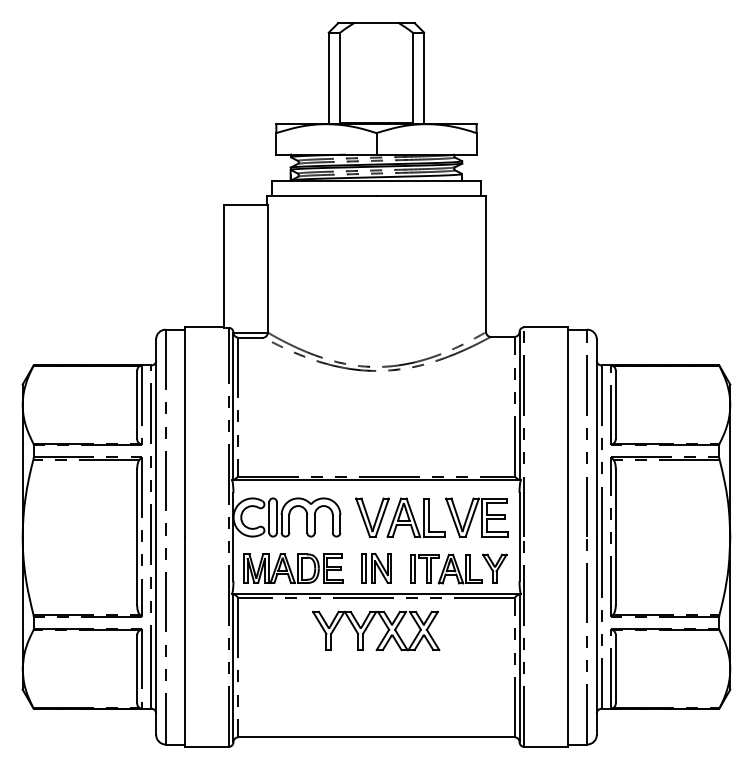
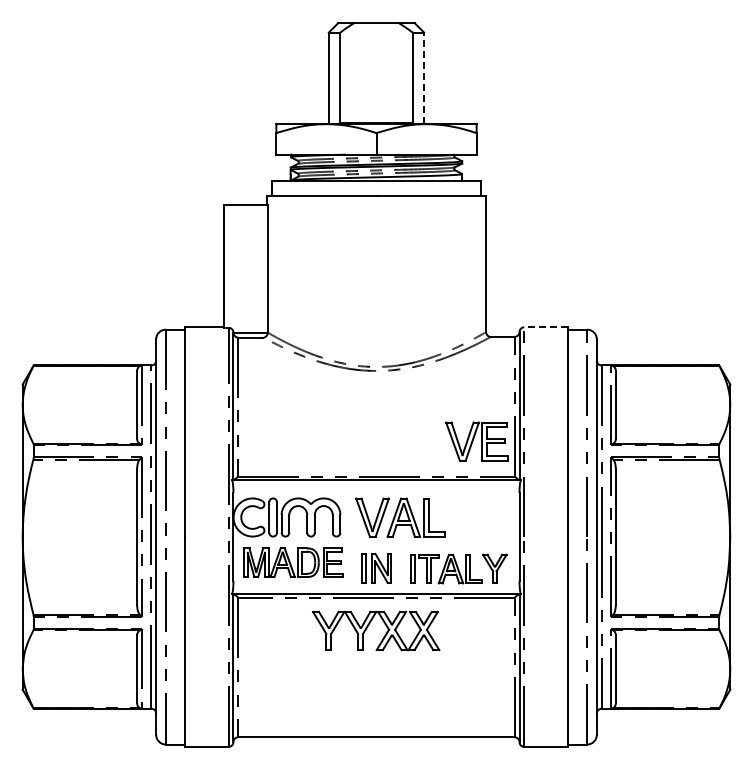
line: solid -> dashed (424, 78)
line: solid -> dashed (546, 327)
part position: (476, 517) -> (476, 441) (476, 441)
part position: (293, 568) -> (293, 562) (293, 562)
